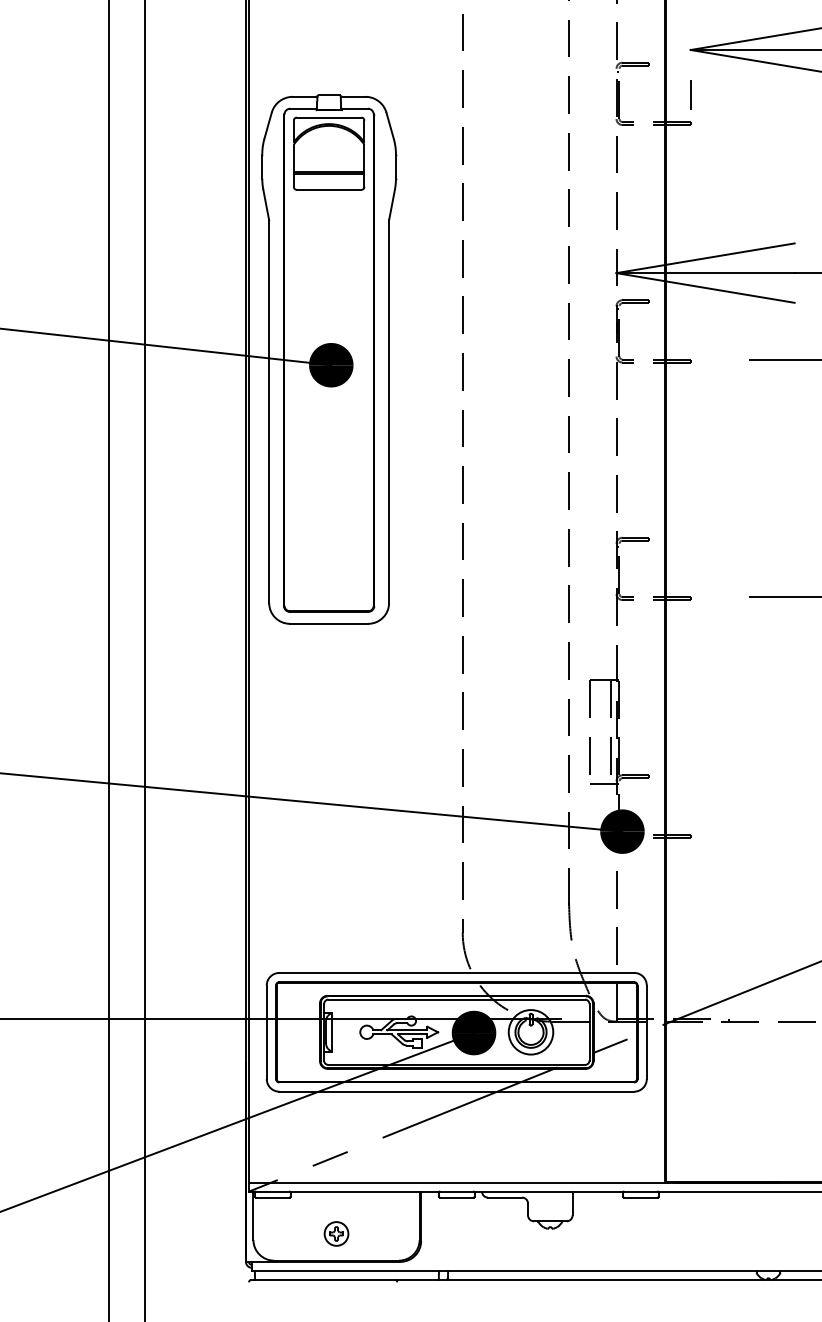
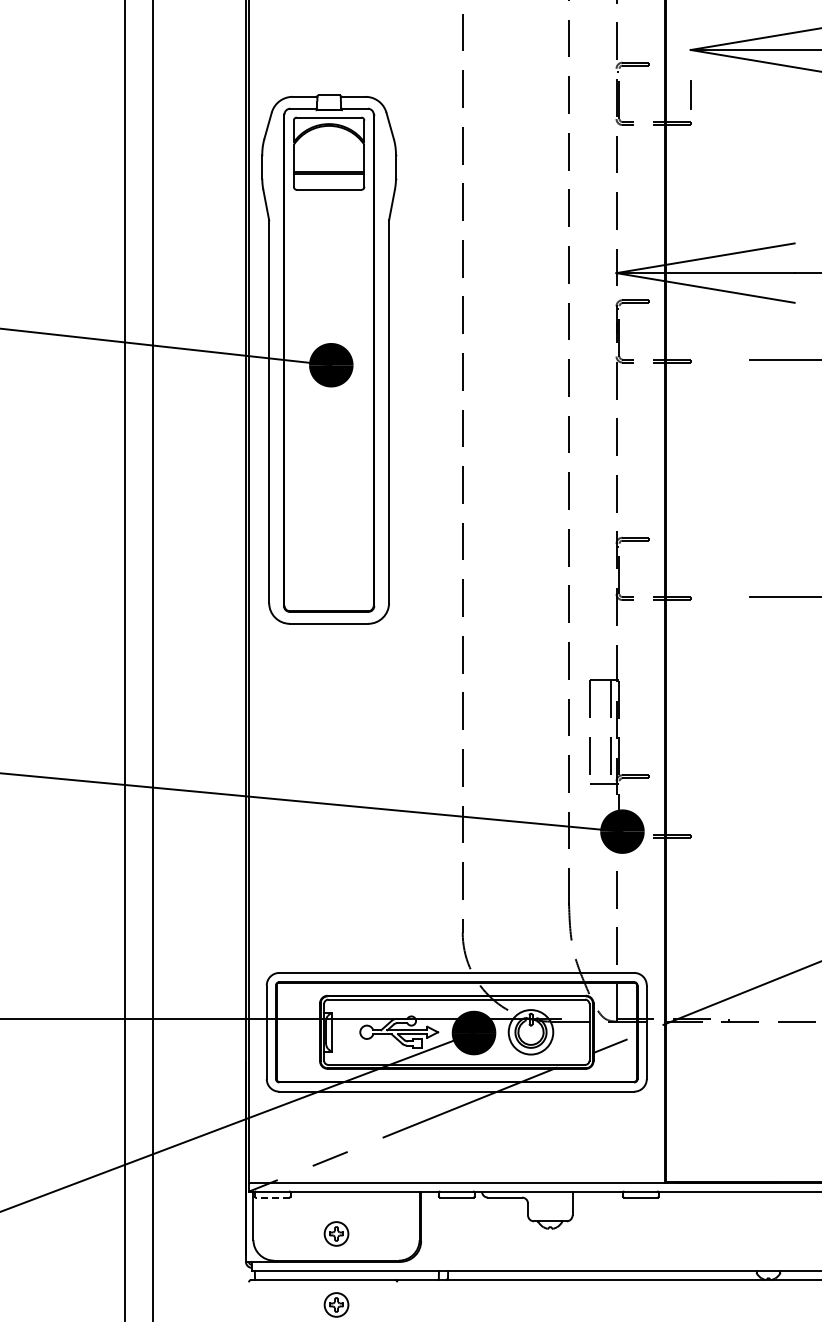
line position: (109, 660) -> (125, 660) (125, 660)
line position: (145, 660) -> (153, 660) (153, 660)
line: solid -> dashed (272, 1197)
part: none -> present (336, 1304)
